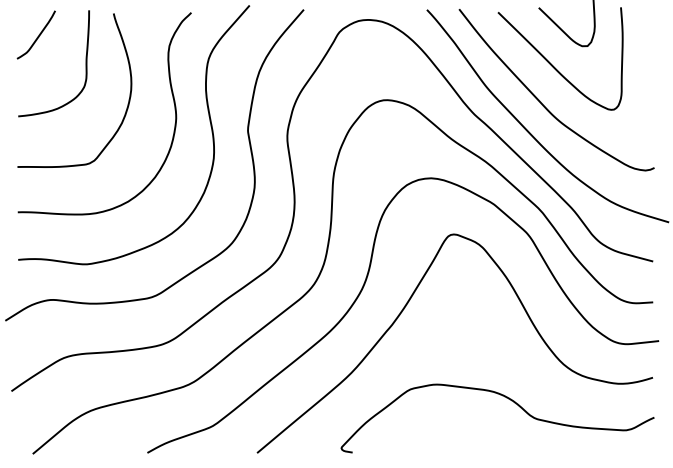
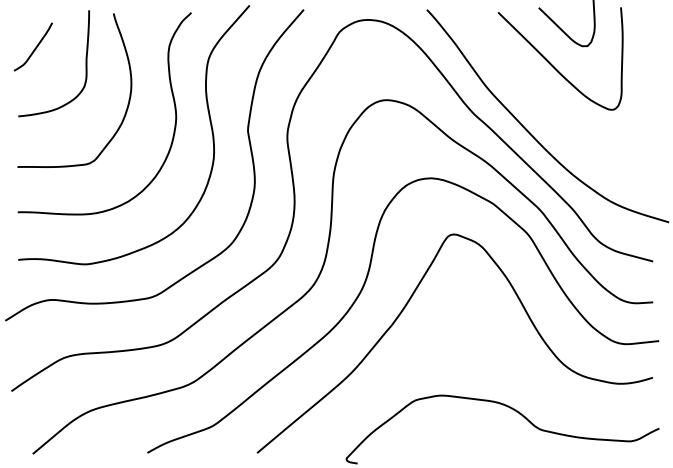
curve position: (37, 36) -> (34, 48) (34, 48)
curve: present -> none (540, 100)
curve position: (506, 398) -> (511, 409) (511, 409)
